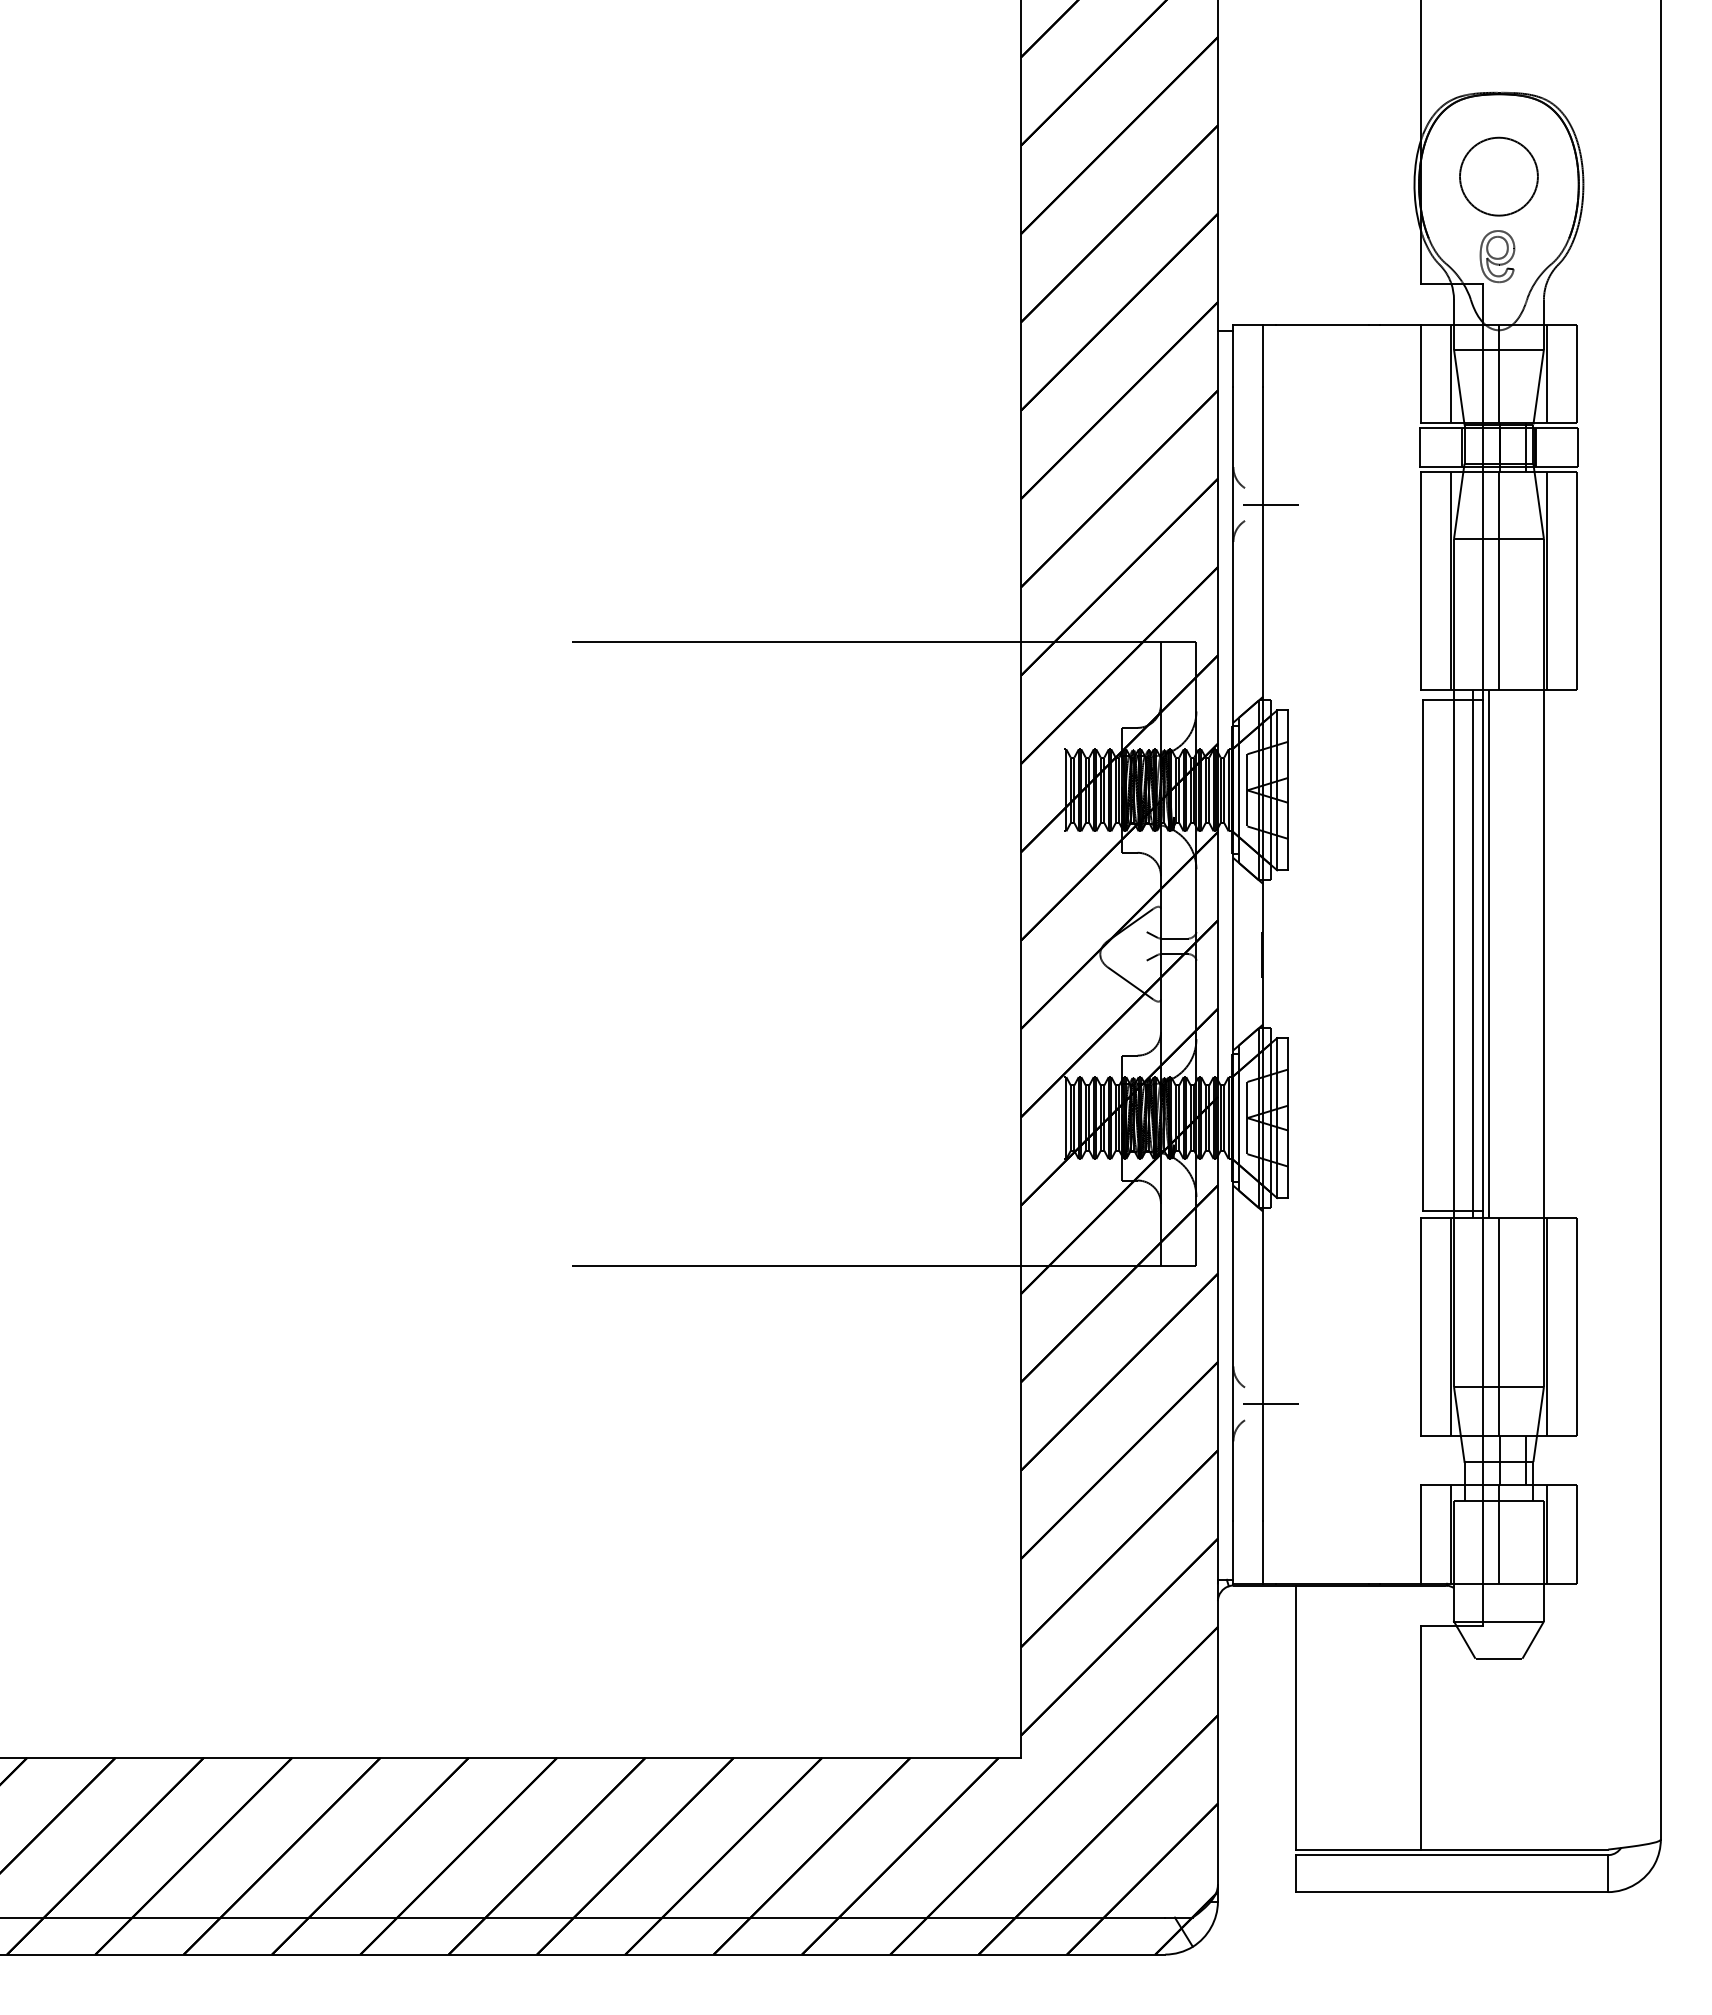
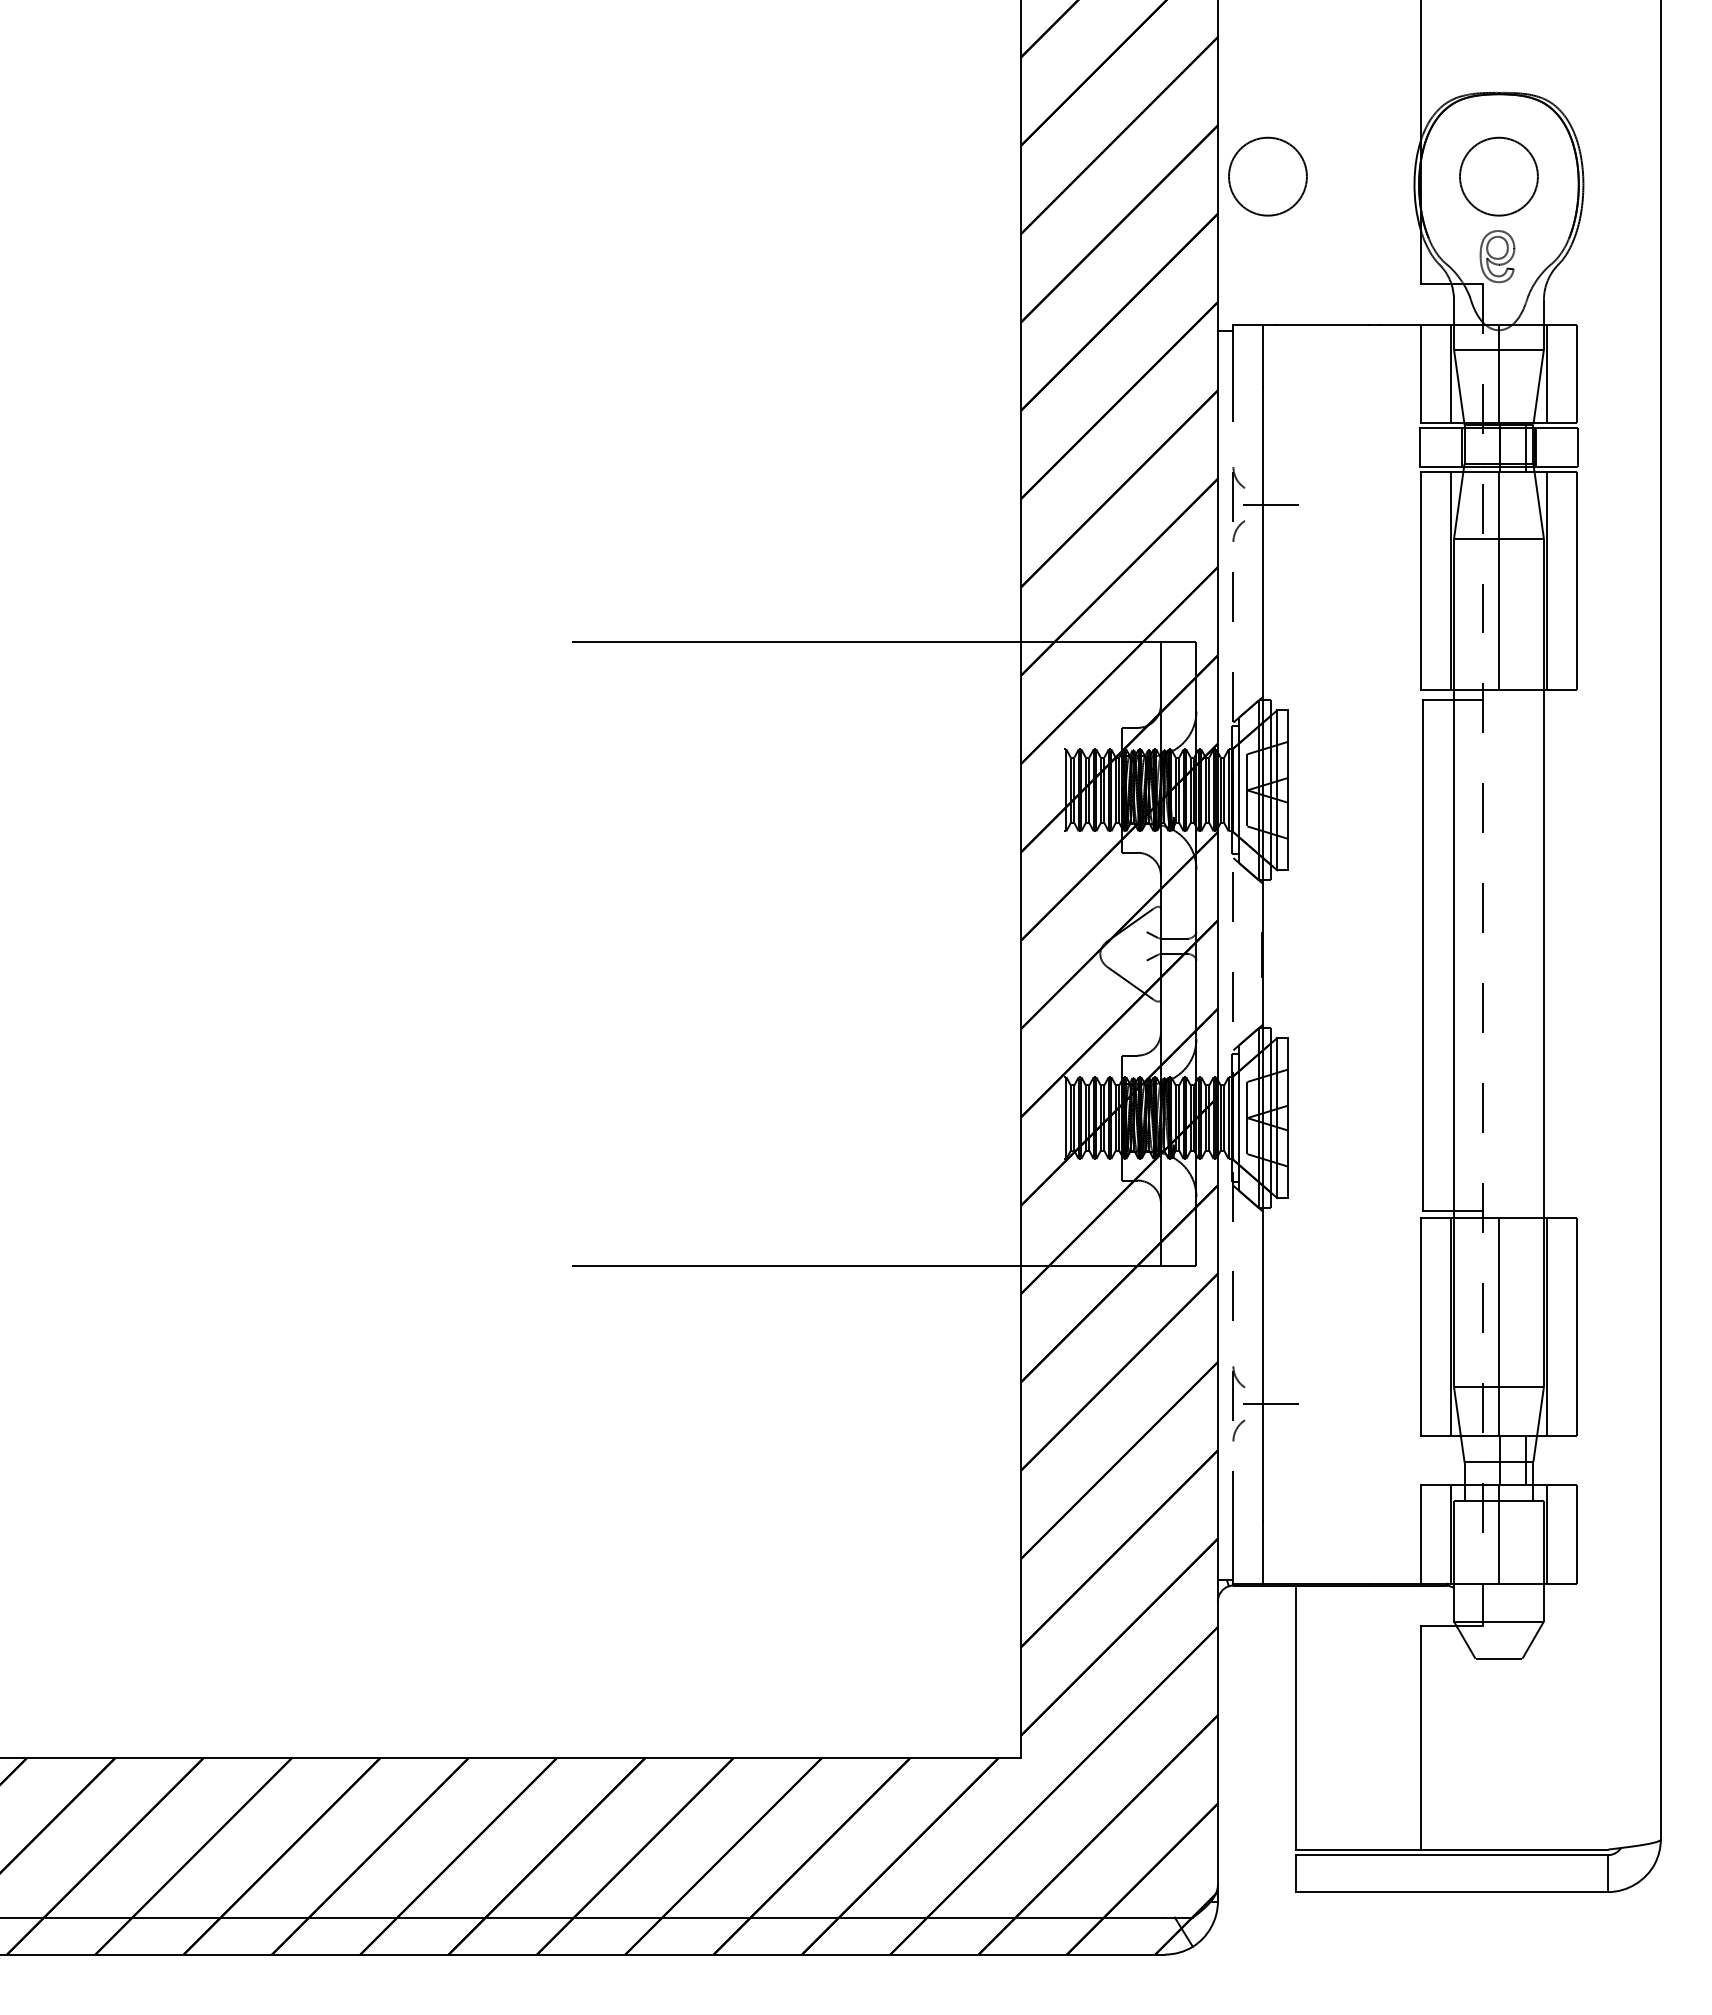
circle: none -> present (1267, 176)
line: solid -> dashed (1233, 953)
line: present -> none (1472, 954)
line: present -> none (1489, 954)
line: solid -> dashed (1483, 955)
